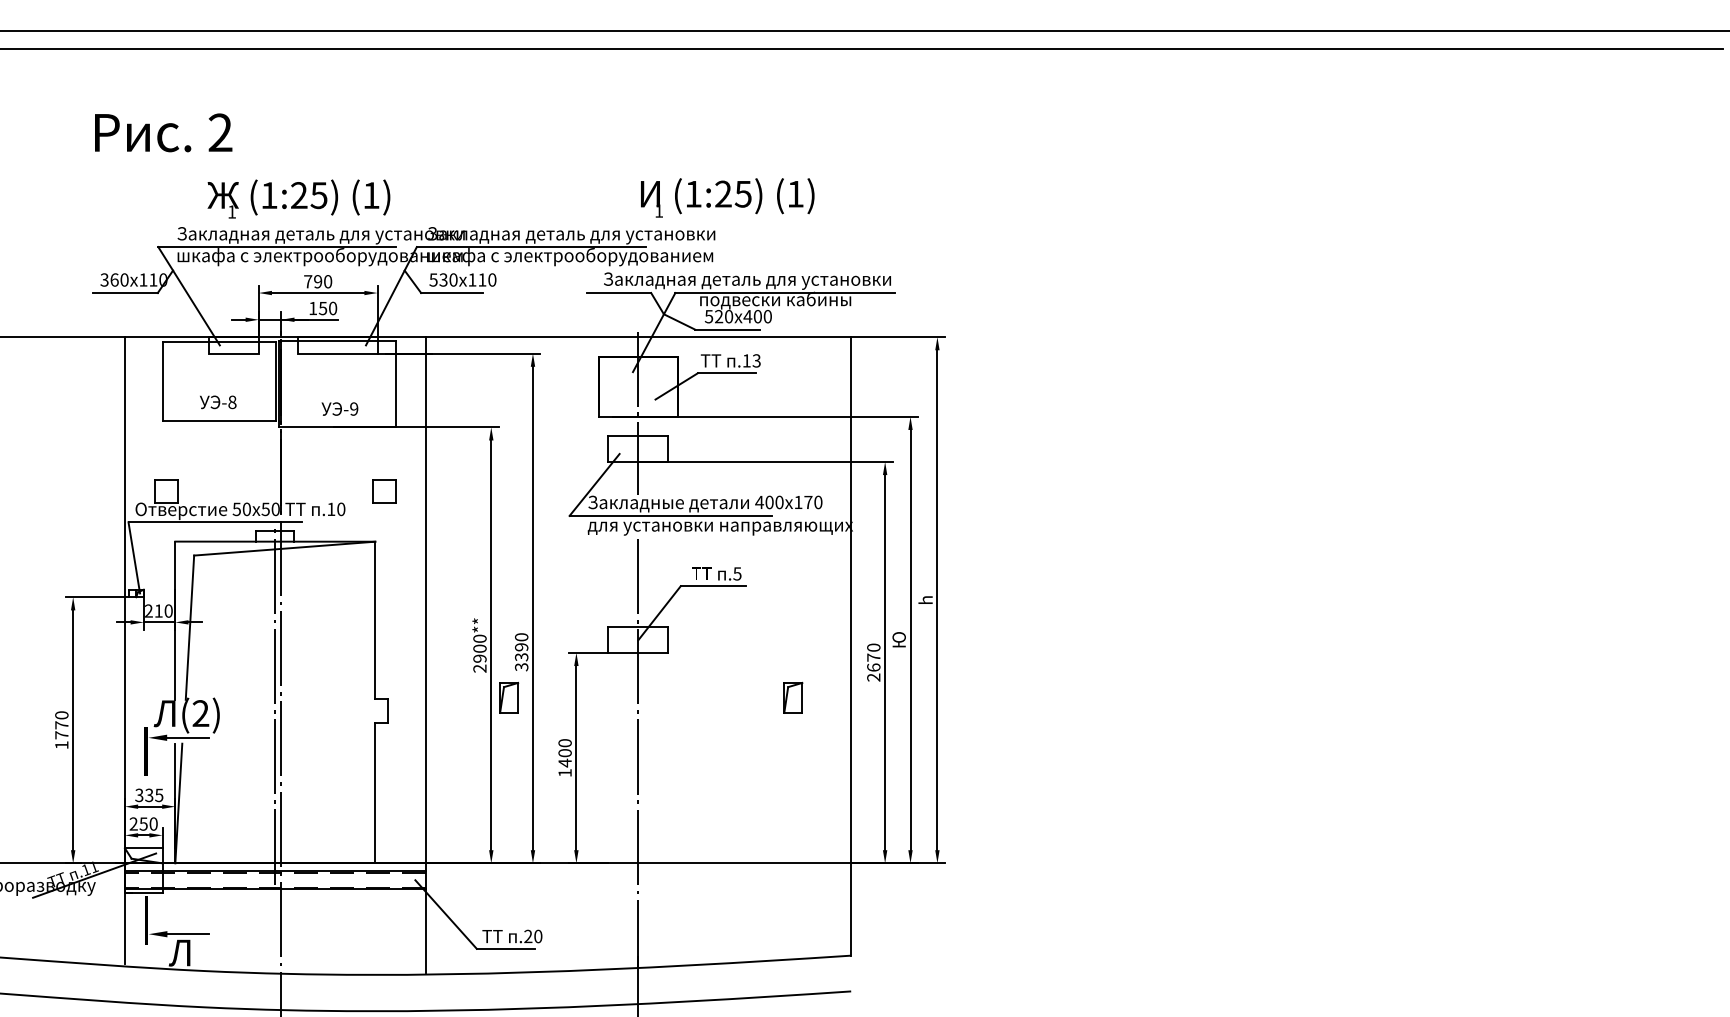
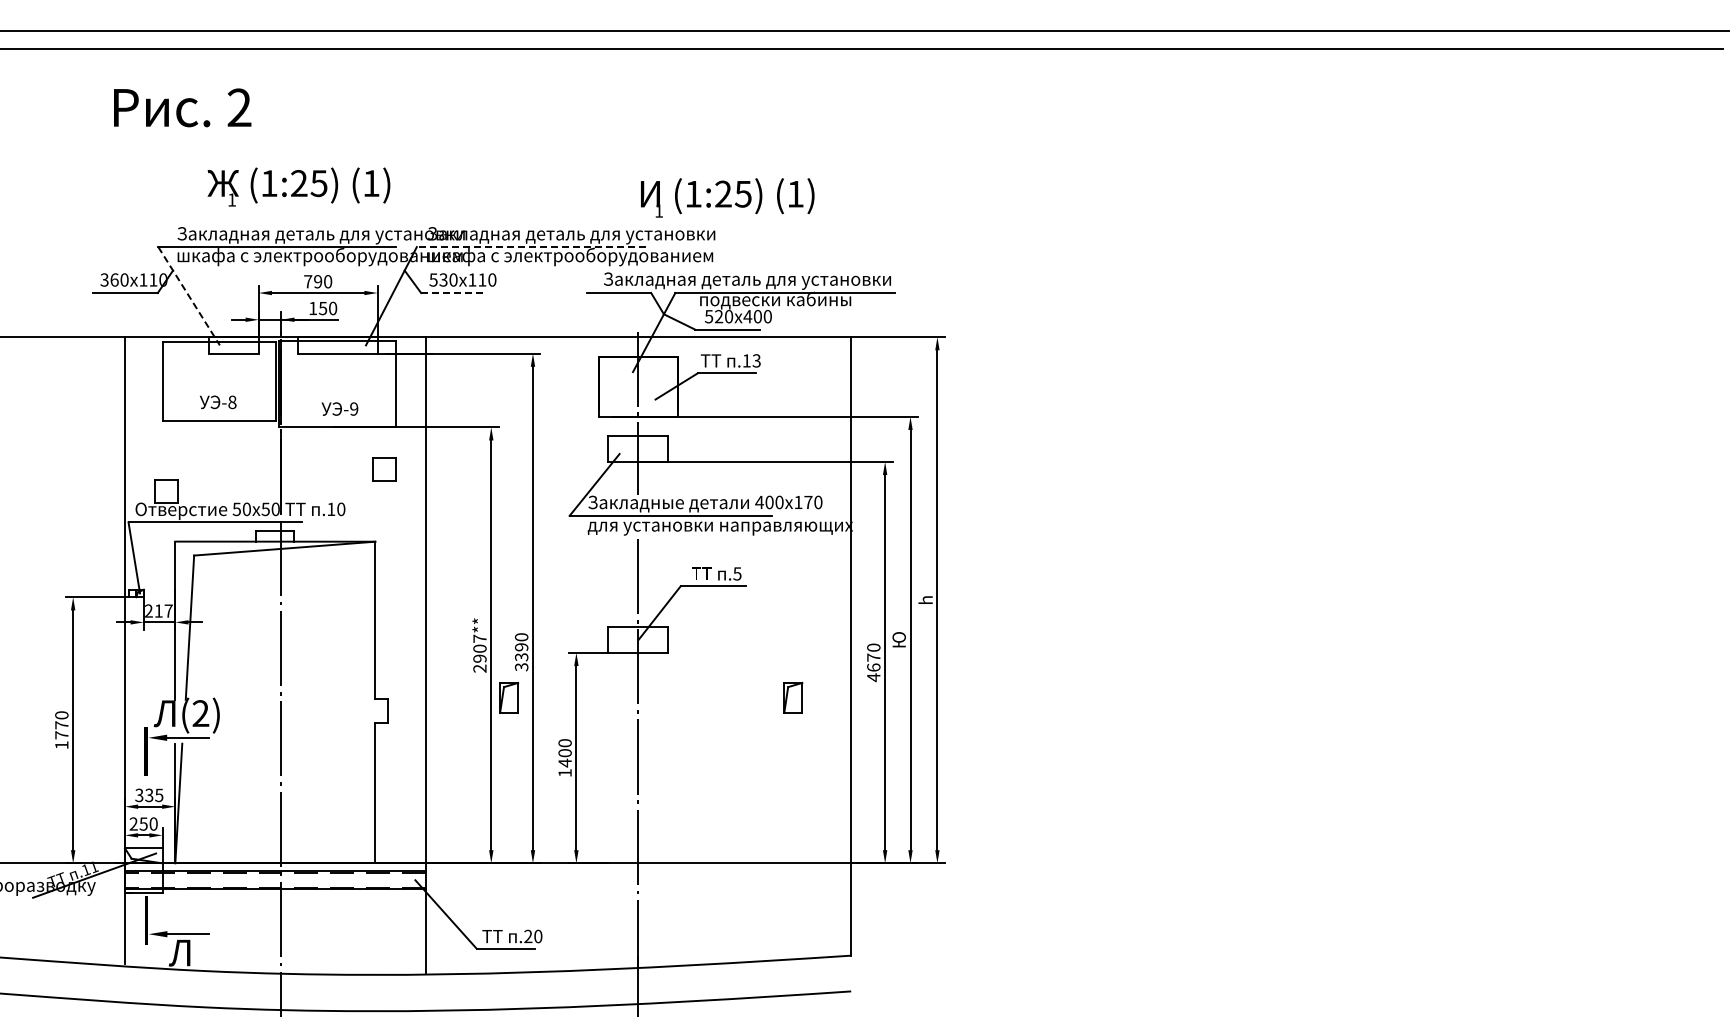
text position: (163, 132) -> (182, 107) (182, 107)
text position: (298, 198) -> (298, 186) (298, 186)
line: solid -> dashed (531, 247)
line: solid -> dashed (452, 293)
line: solid -> dashed (189, 296)
part position: (384, 491) -> (384, 469) (384, 469)
text: 210 -> 217 (168, 610)
text: 2900** -> 2907** (479, 638)
text: 2670 -> 4670 (873, 677)
line: present -> none (275, 705)
